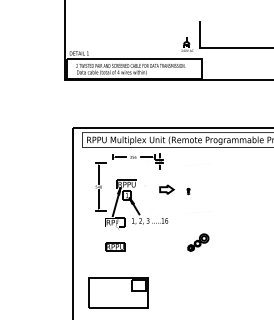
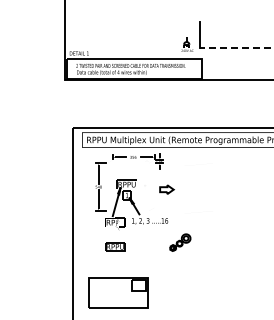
line: solid -> dashed (236, 48)
part: present -> none (188, 191)
part position: (198, 242) -> (180, 242) (180, 242)
